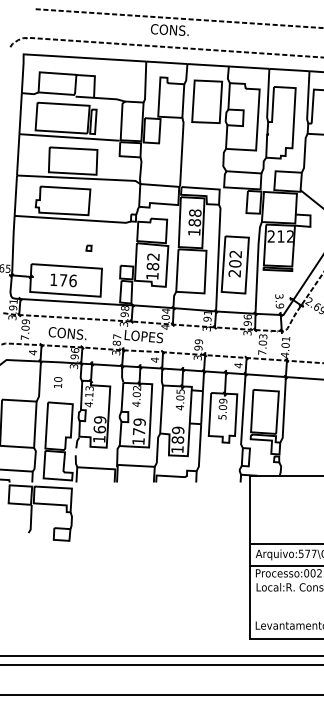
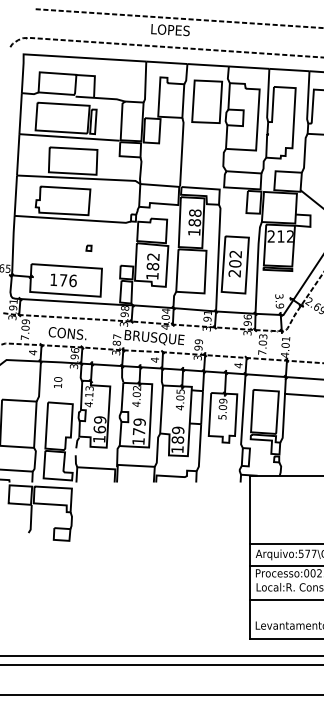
text: CONS. -> LOPES (169, 30)
text: LOPES -> BRUSQUE (155, 337)
line: none -> present (302, 394)
line: none -> present (284, 600)
